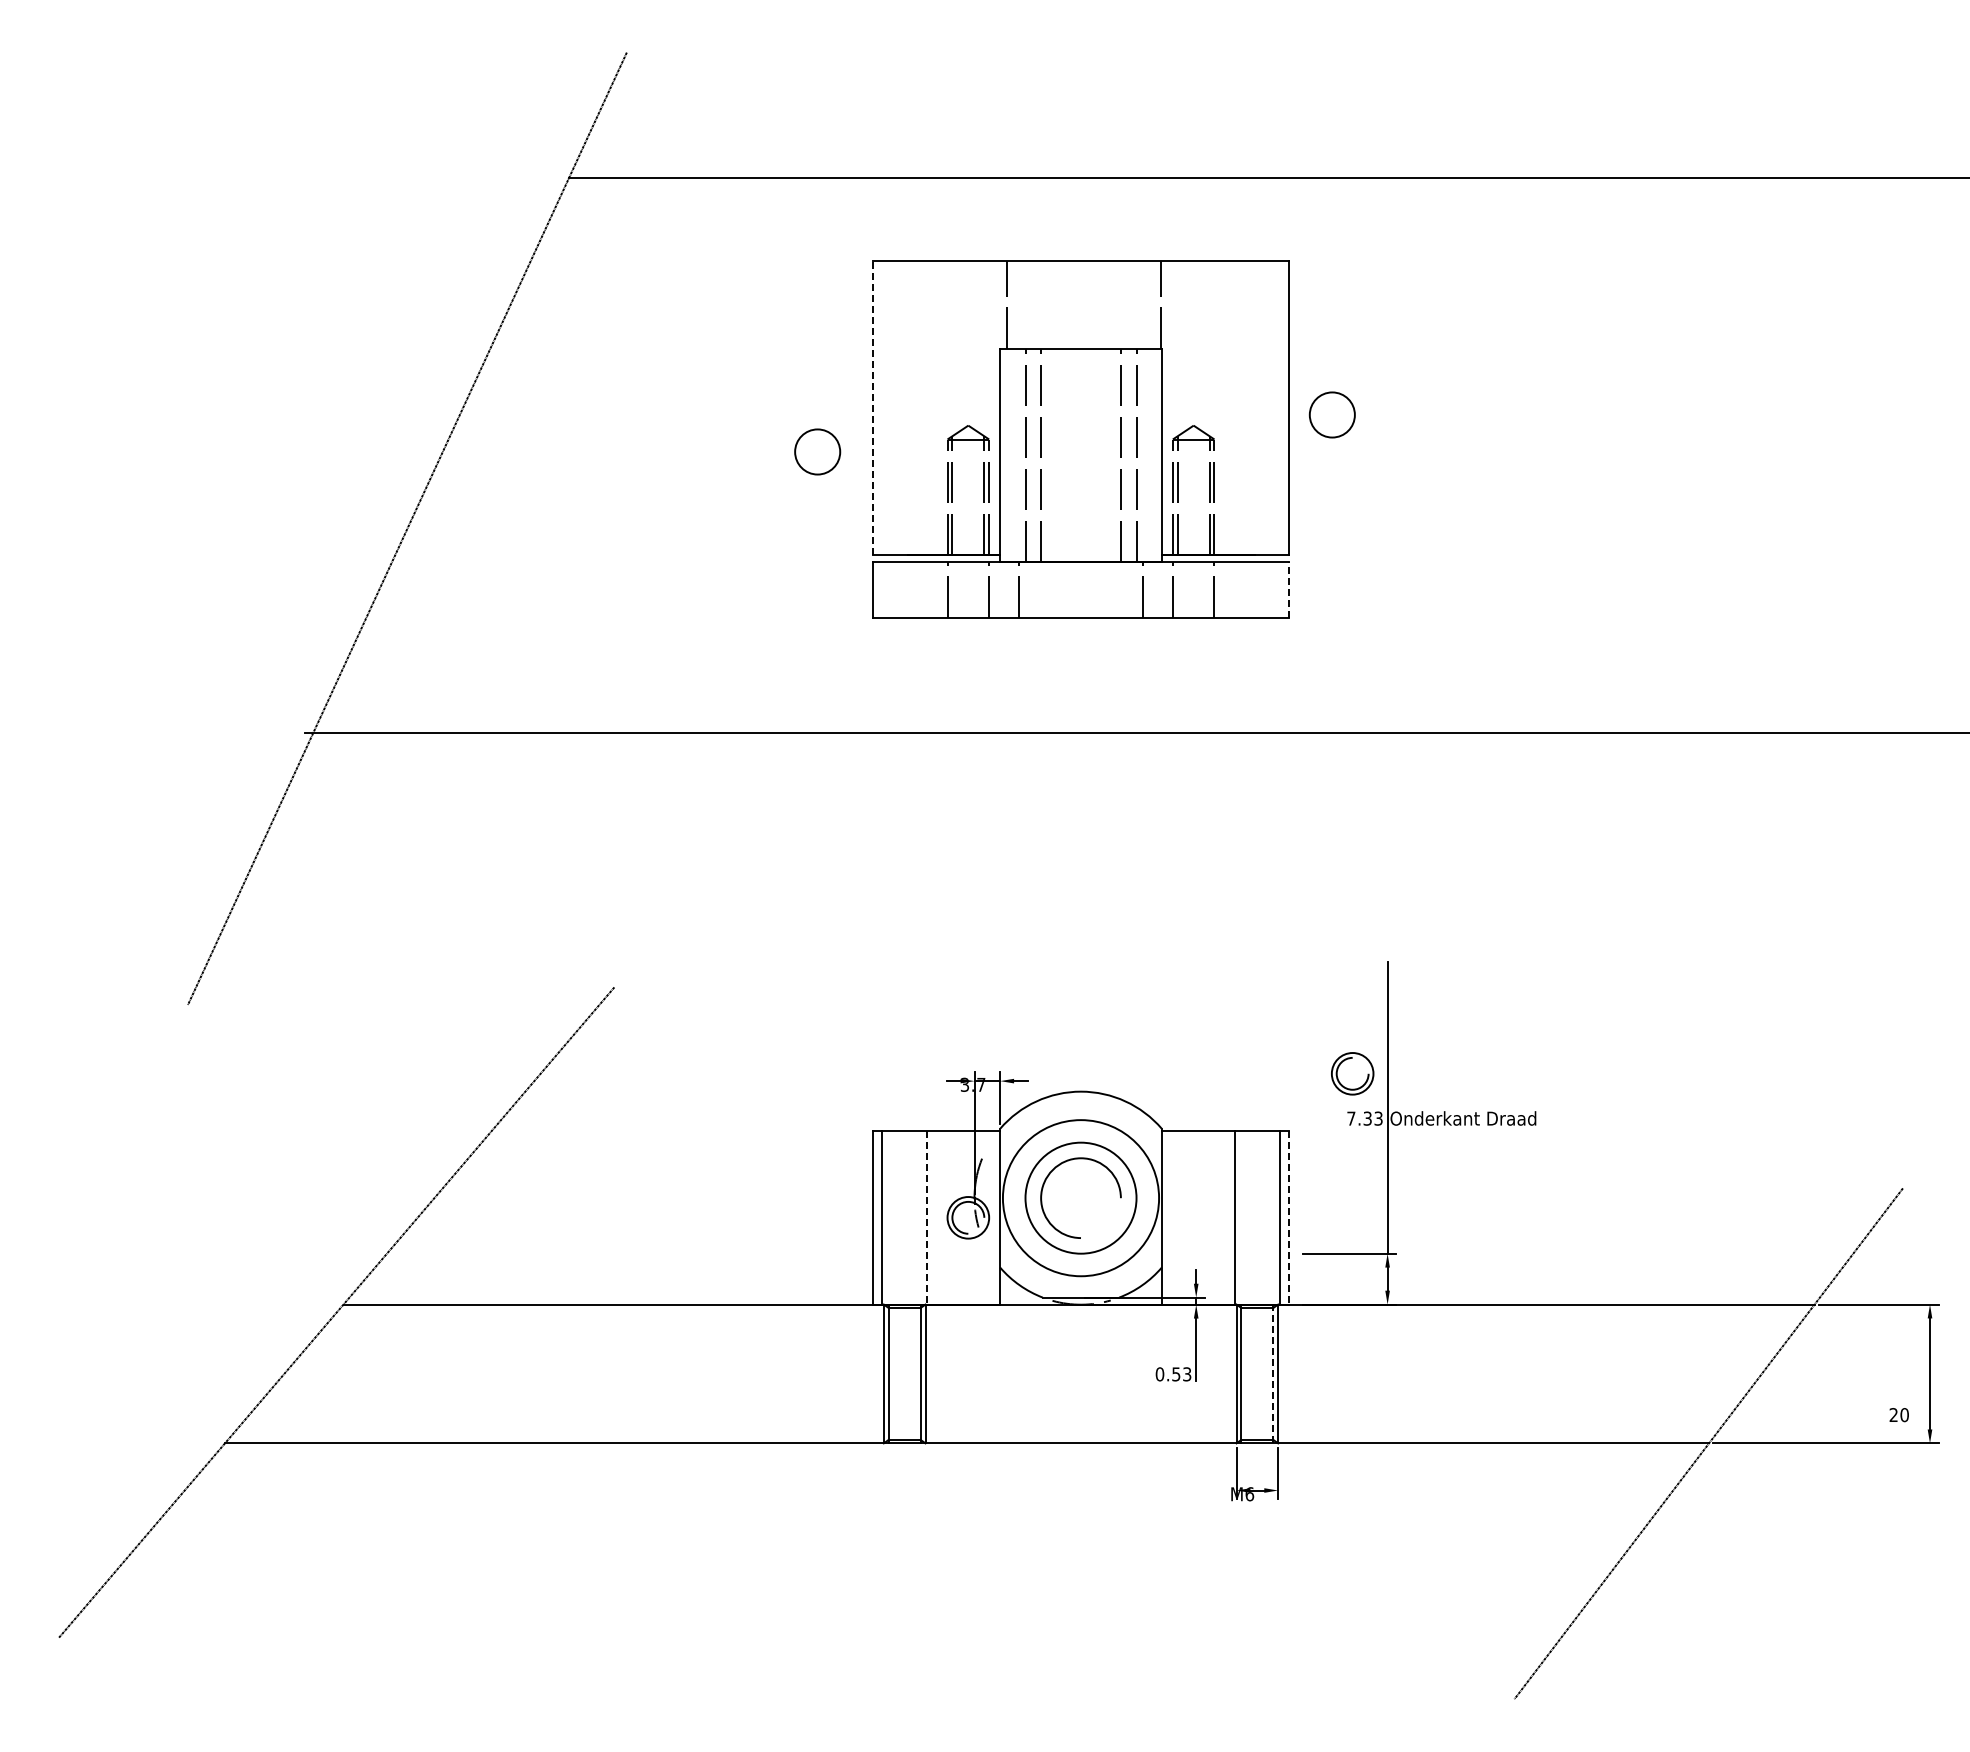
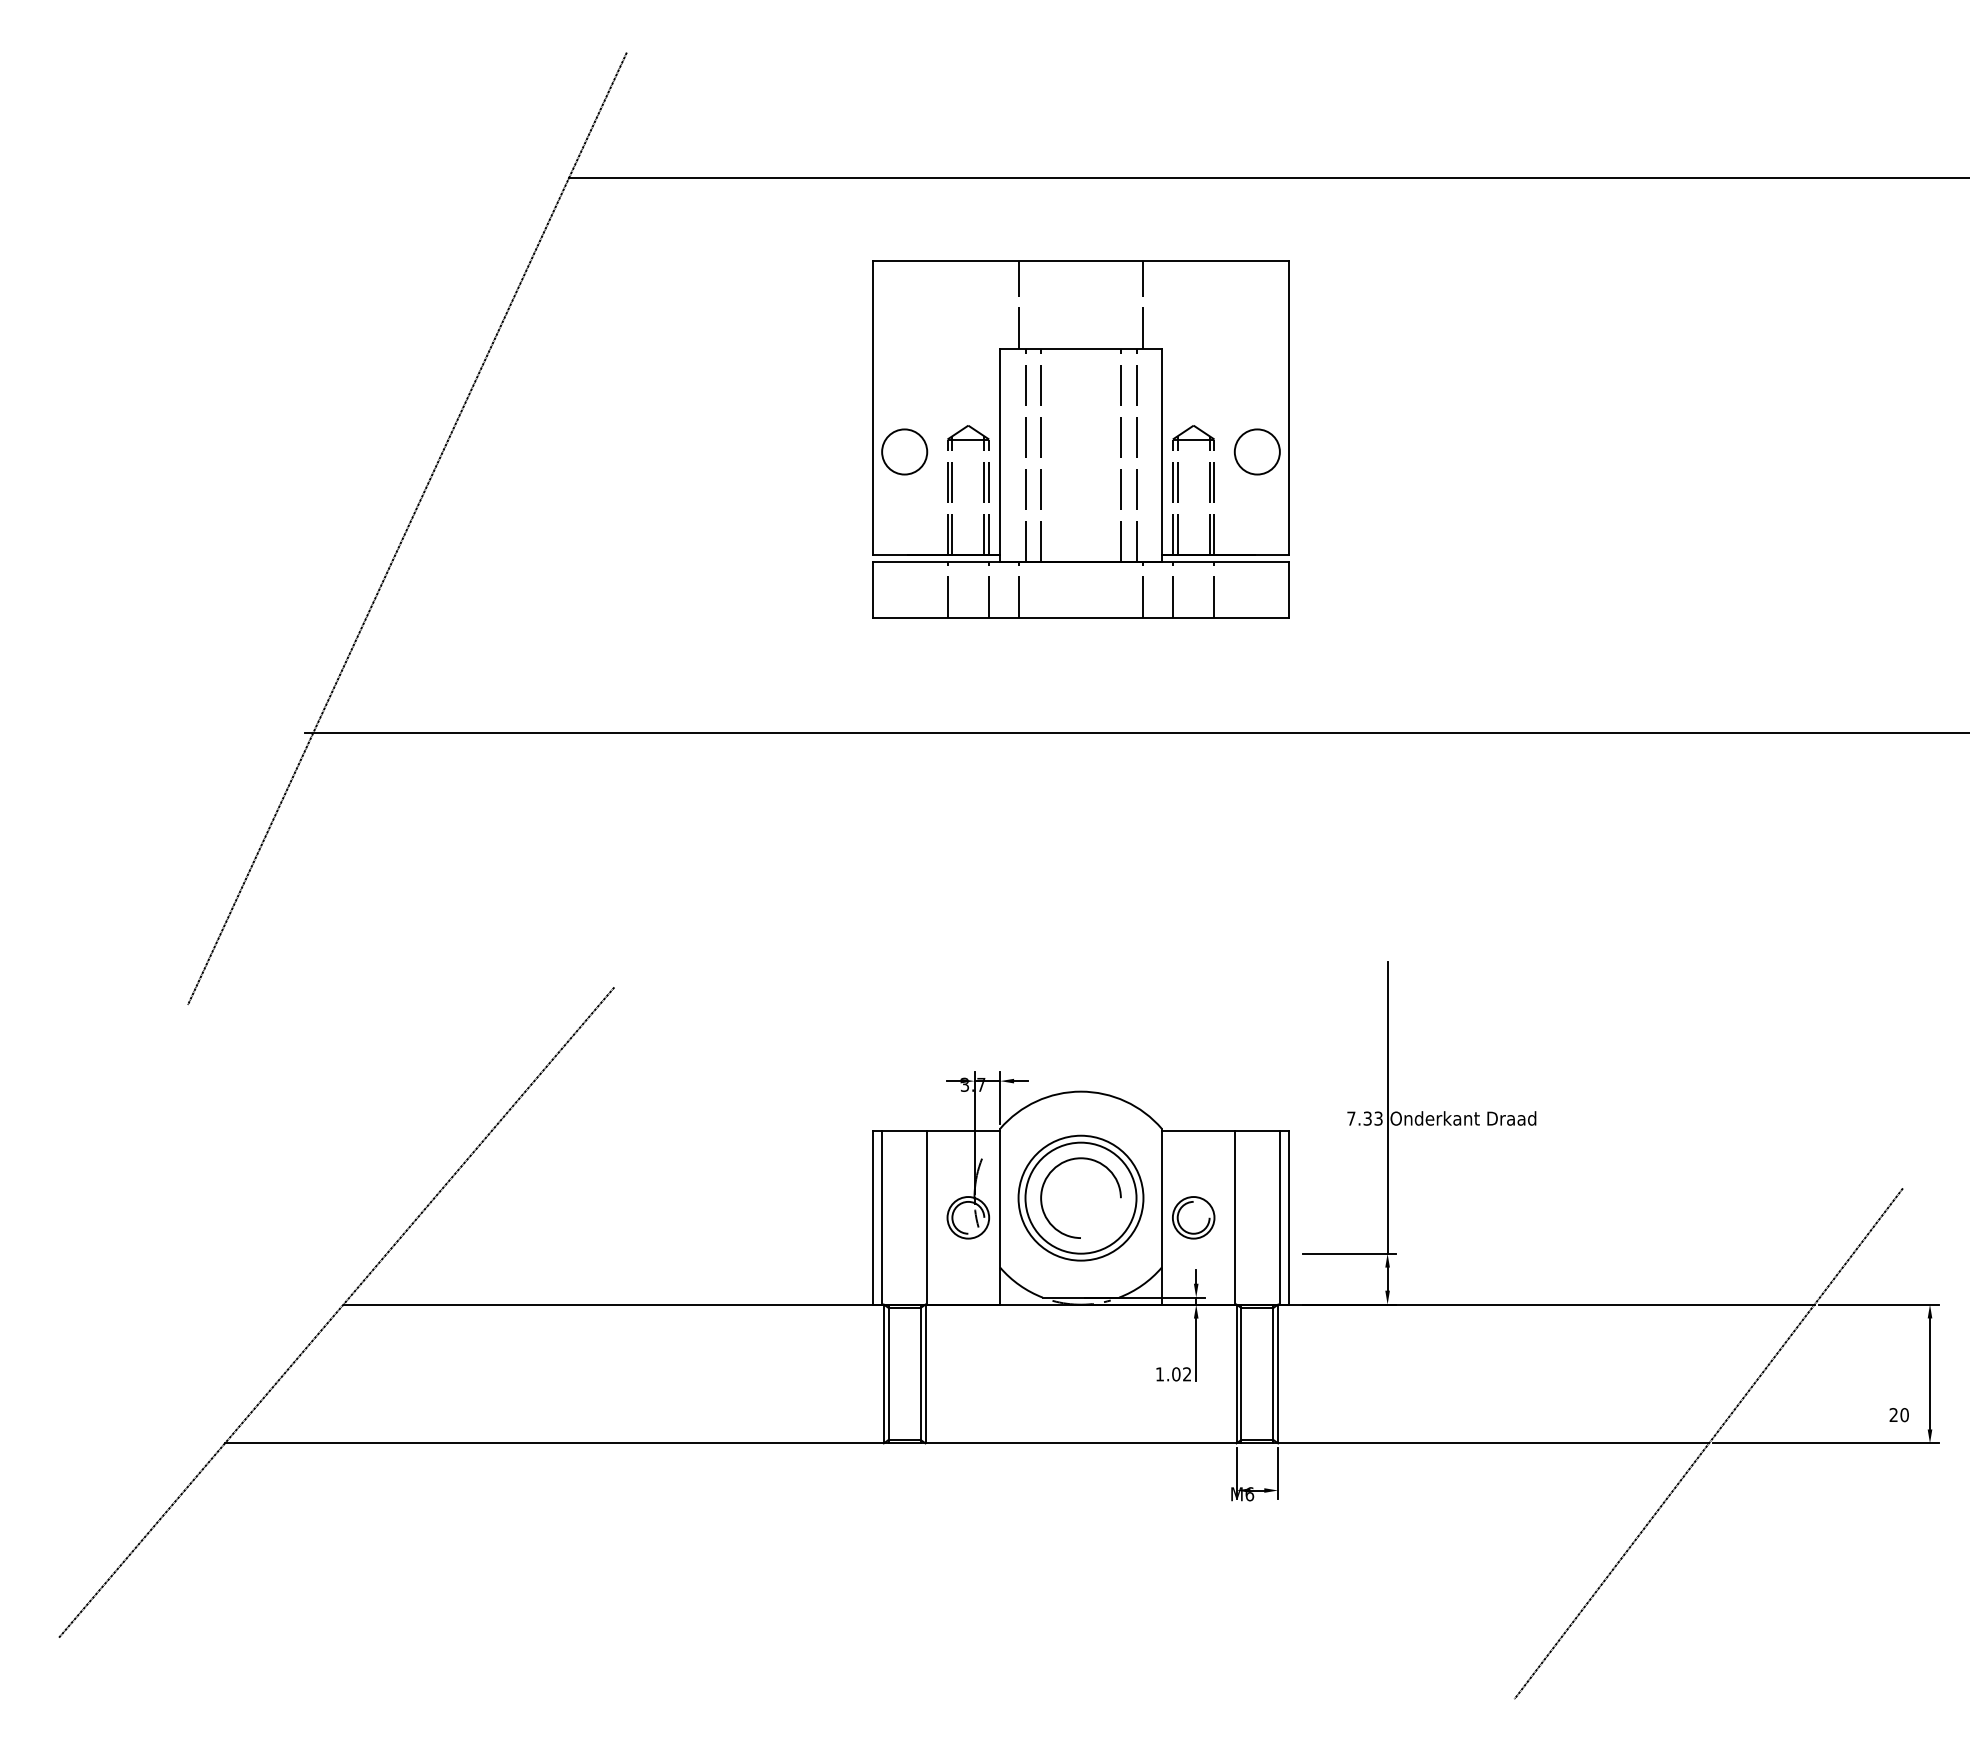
line position: (1006, 304) -> (1018, 304) (1018, 304)
line position: (1161, 304) -> (1143, 304) (1143, 304)
line: dashed -> solid (872, 407)
circle position: (1331, 414) -> (1256, 451) (1256, 451)
circle position: (817, 451) -> (904, 451) (904, 451)
line: dashed -> solid (1289, 590)
part position: (1352, 1073) -> (1193, 1217) (1193, 1217)
circle diameter: 156 px -> 125 px (1080, 1197)
line: dashed -> solid (927, 1217)
line: dashed -> solid (1289, 1217)
line: dashed -> solid (1273, 1373)
text: 0.53 -> 1.02 (1173, 1374)
